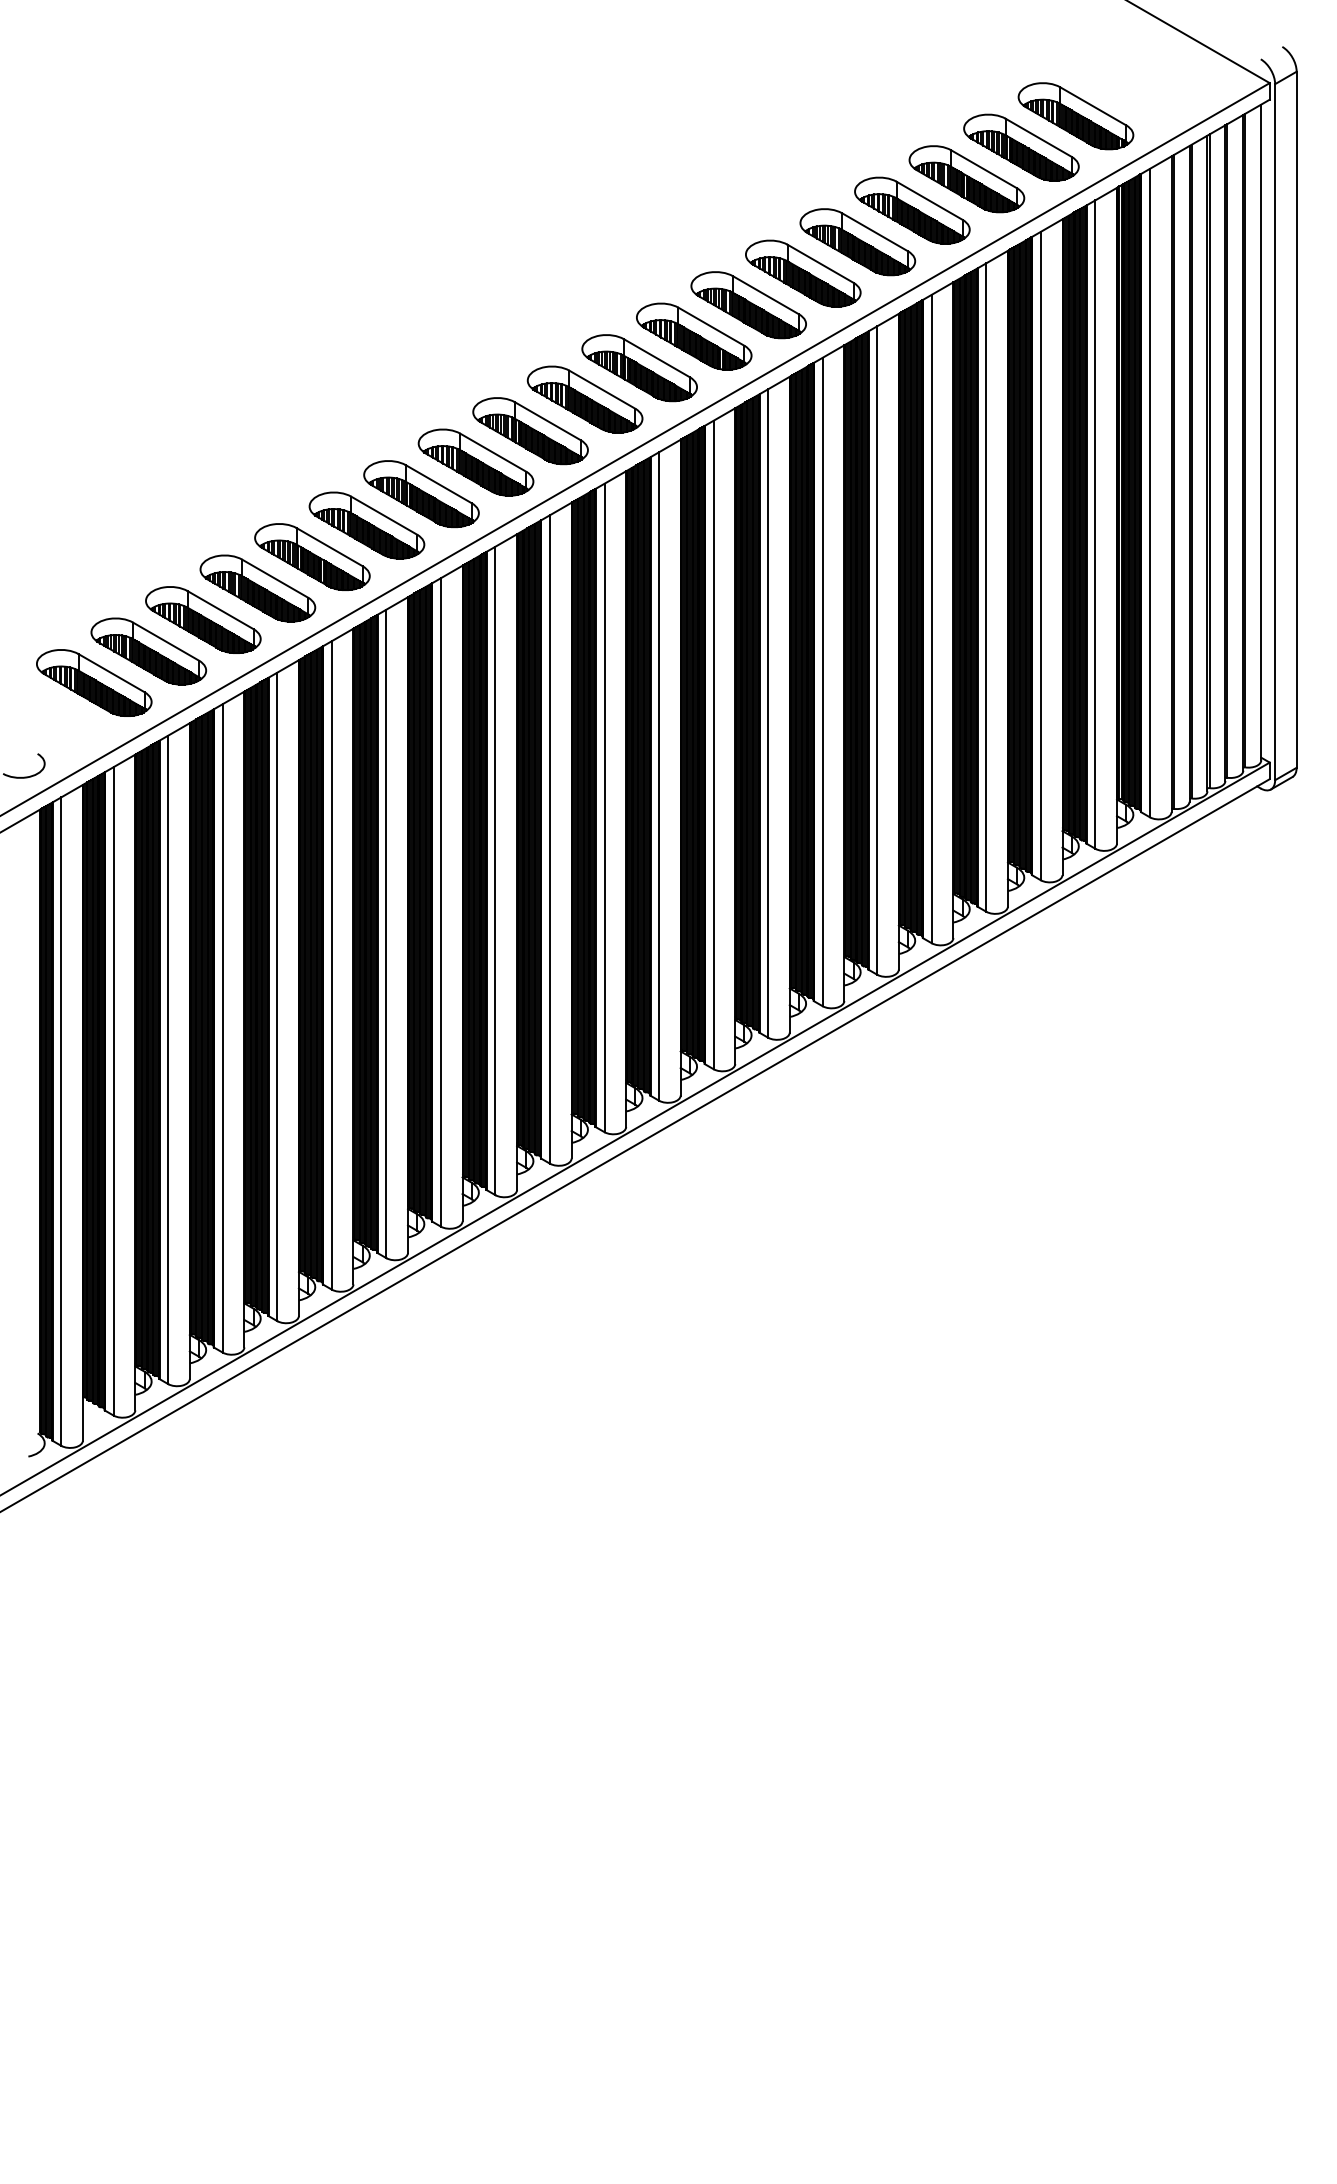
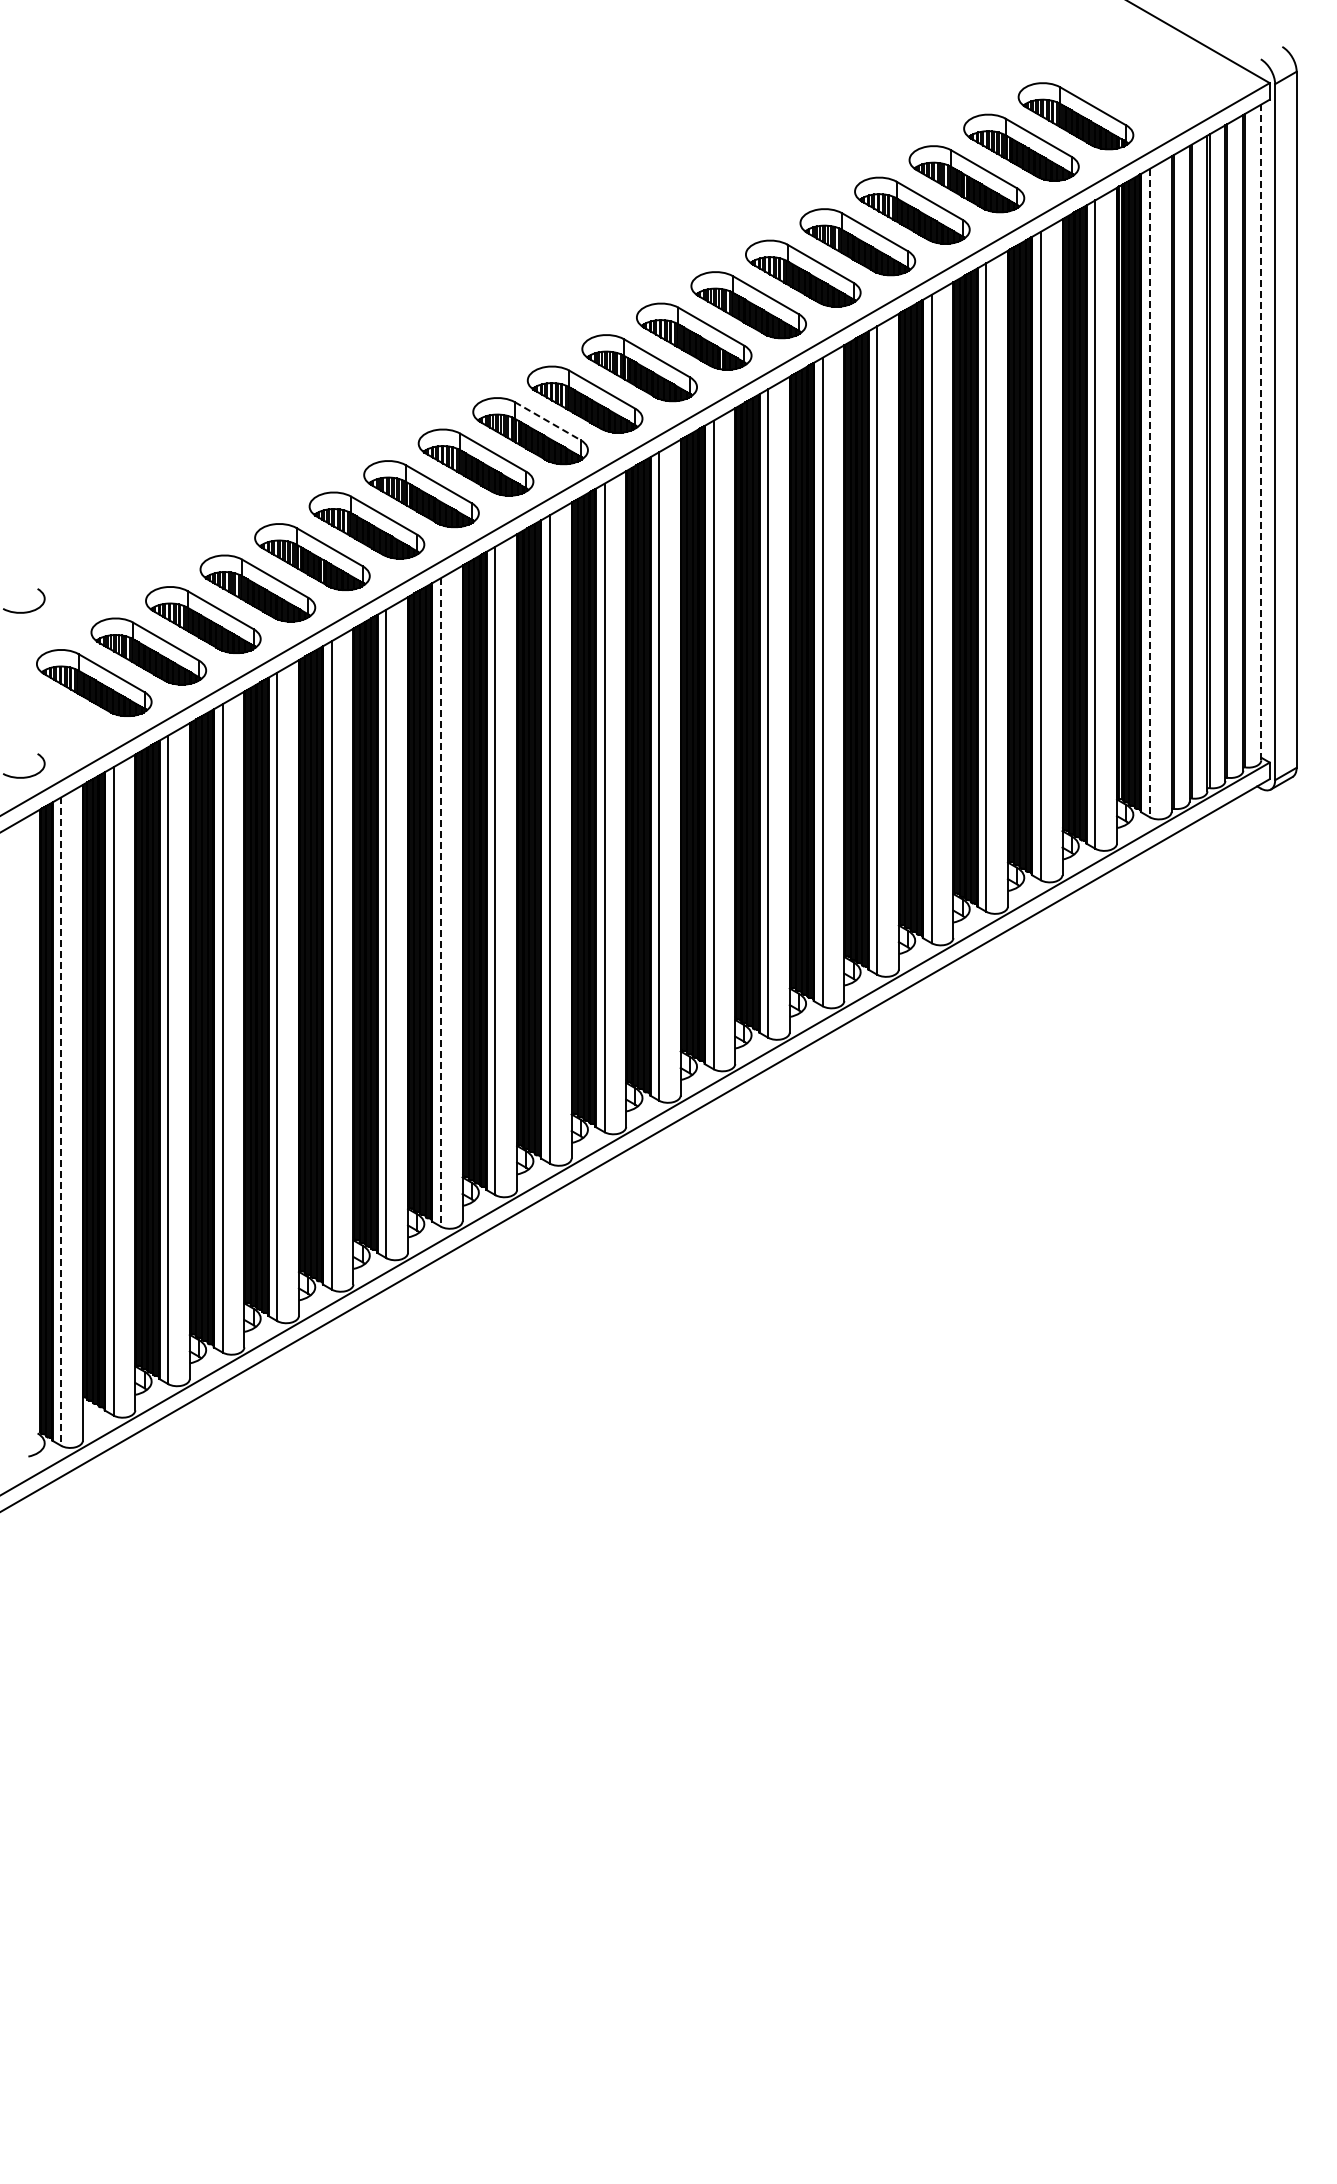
line: solid -> dashed (548, 421)
line: solid -> dashed (1261, 432)
line: solid -> dashed (1149, 493)
curve: none -> present (24, 611)
line: solid -> dashed (440, 902)
line: solid -> dashed (61, 1122)
